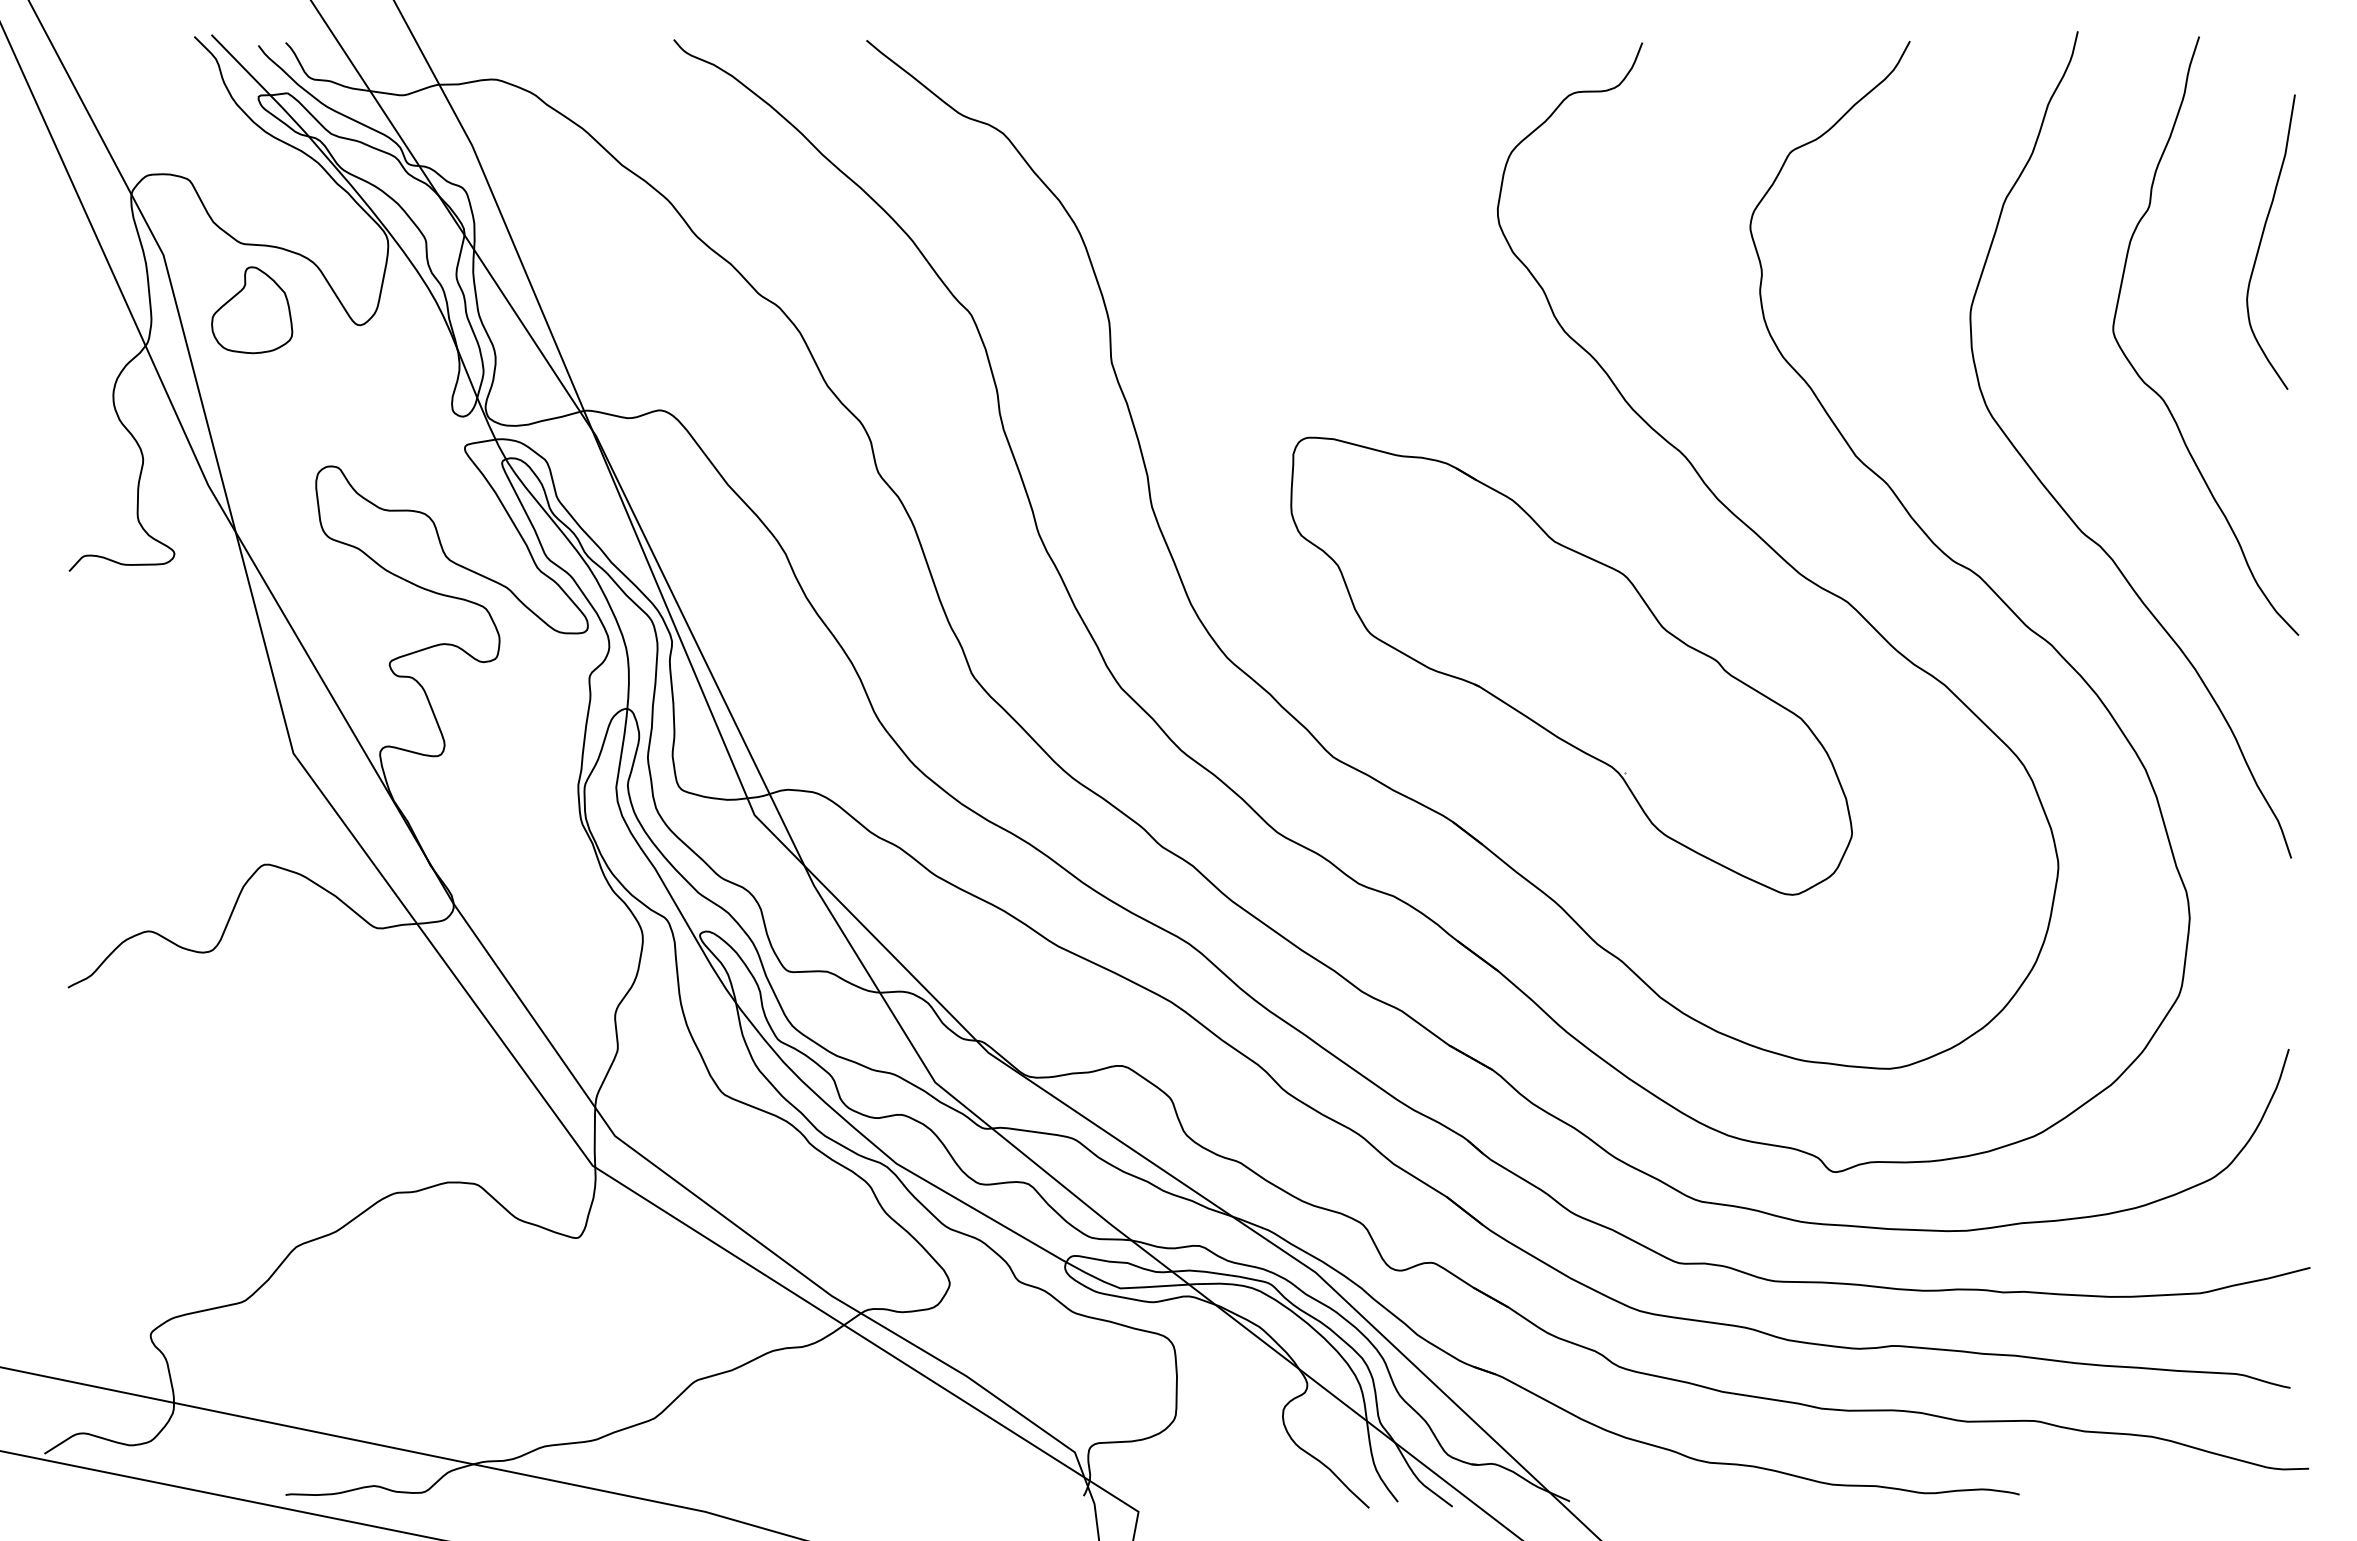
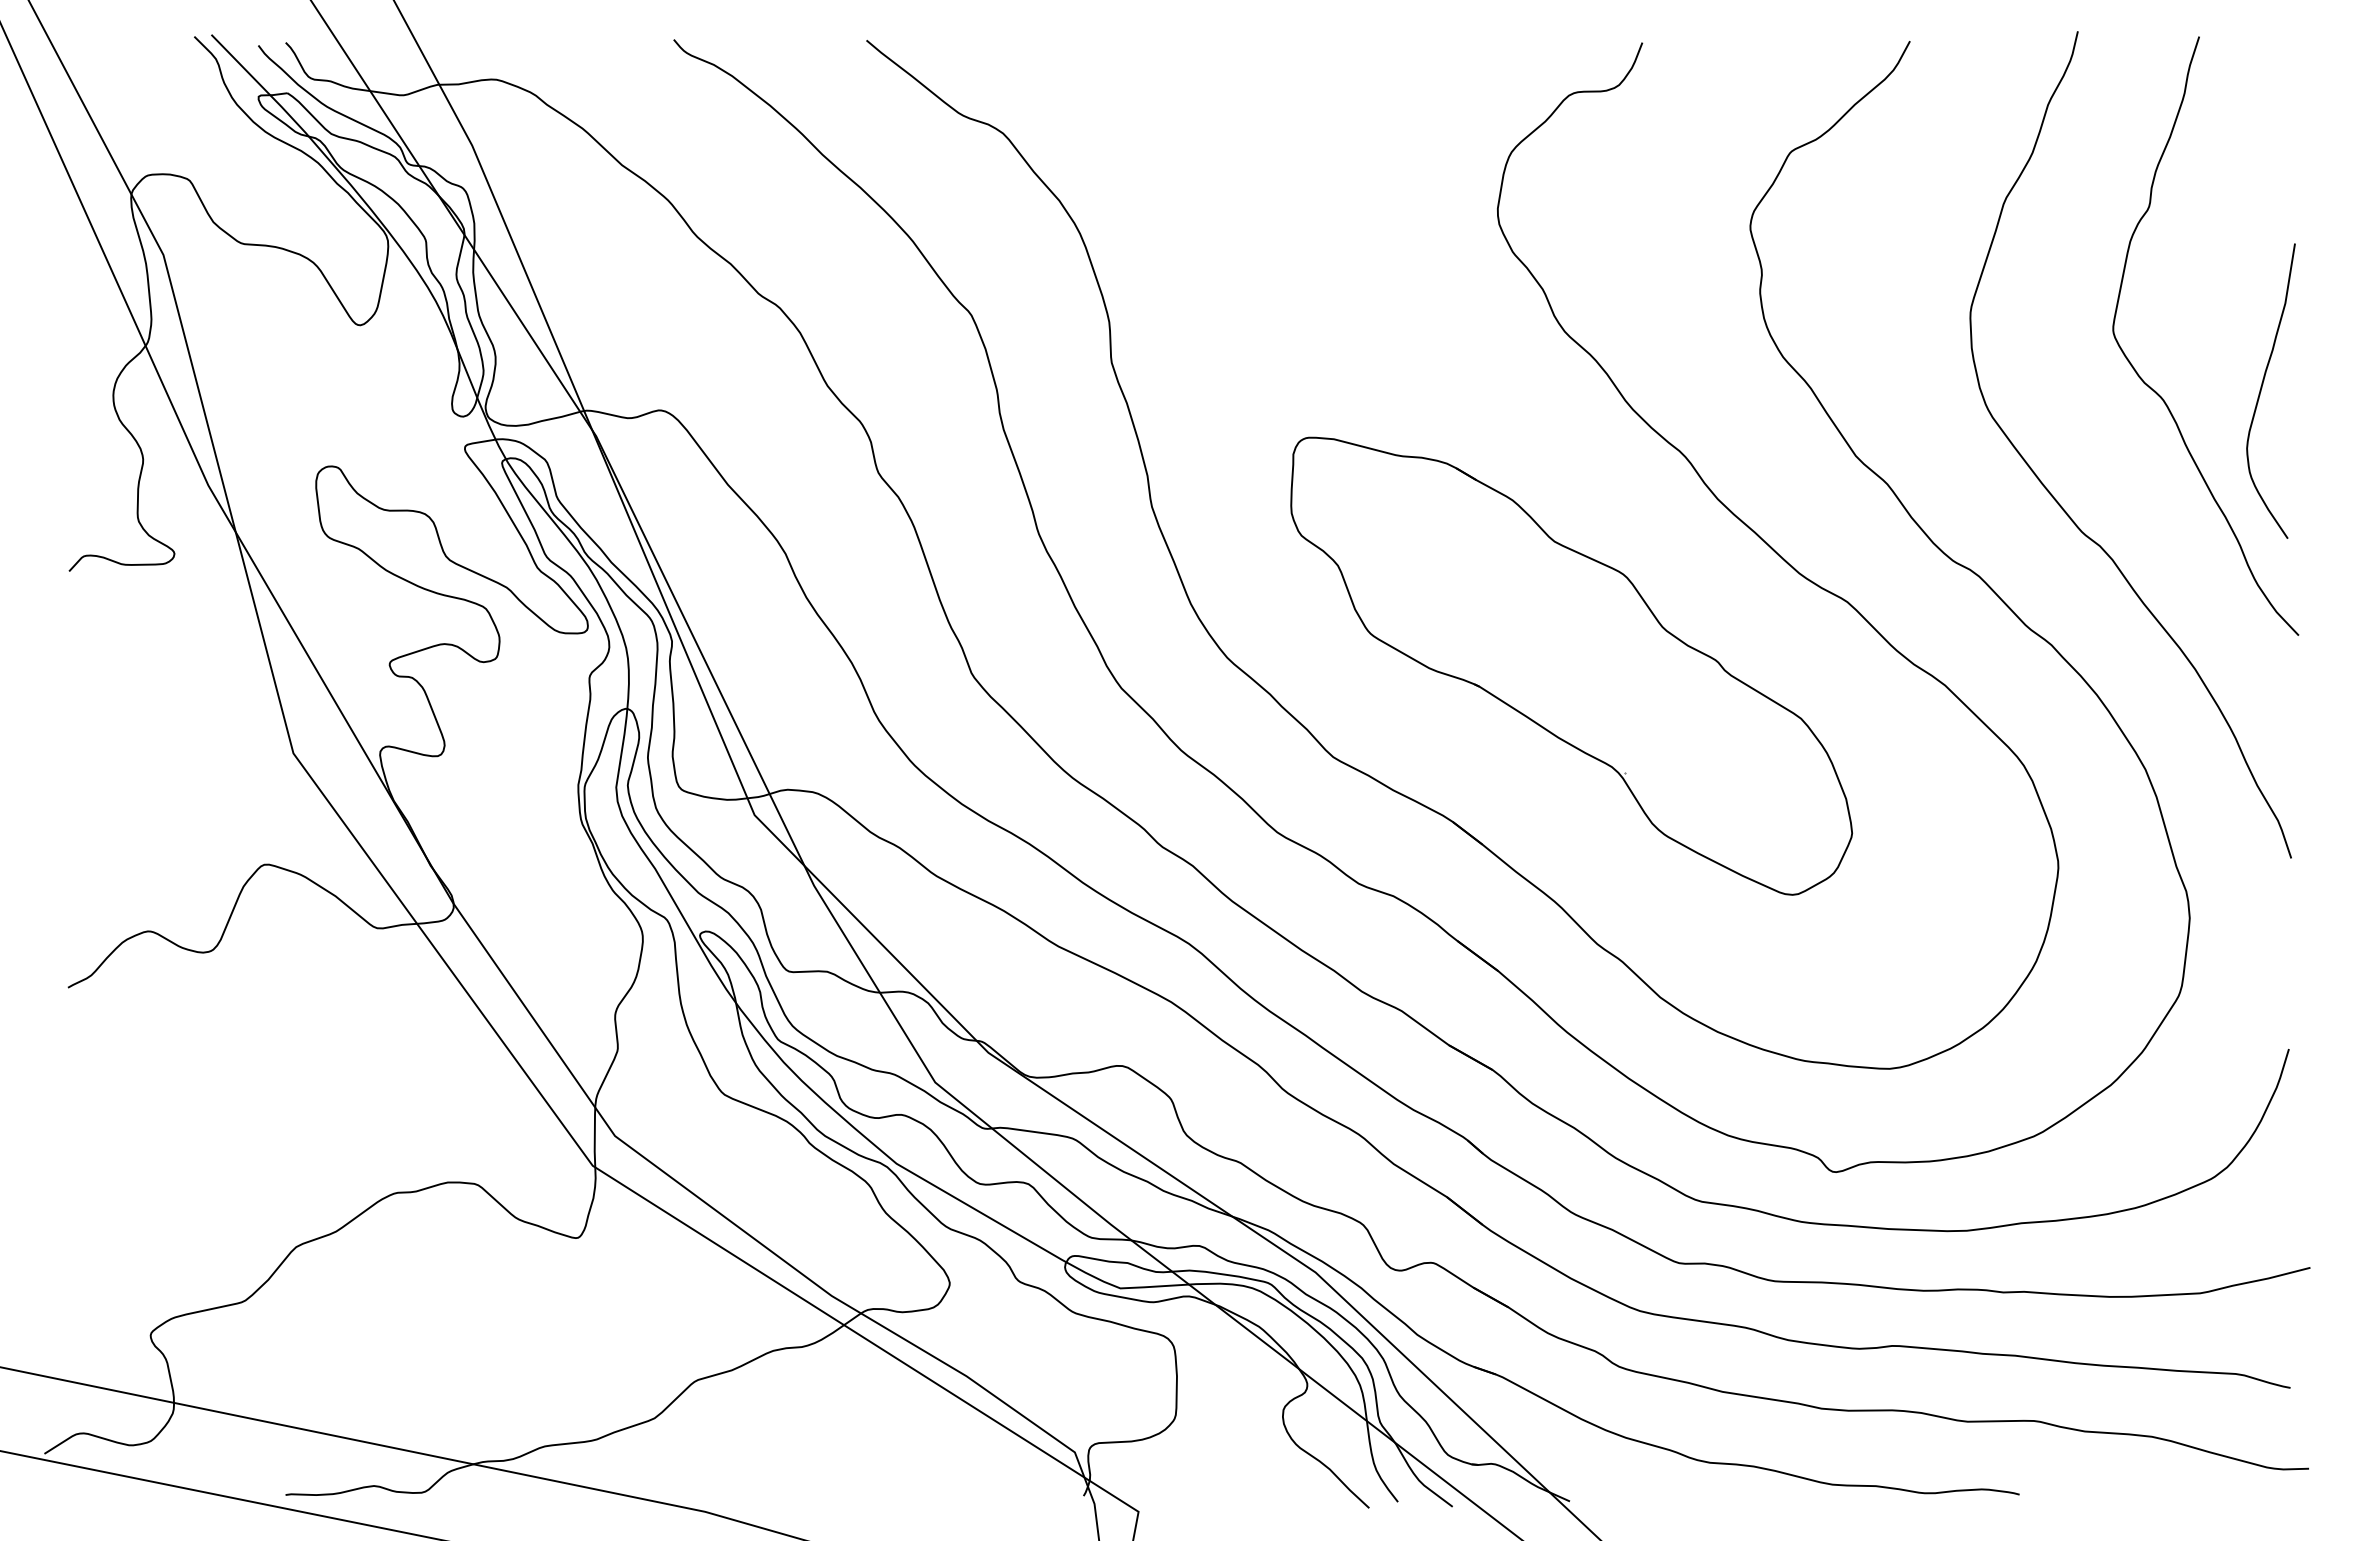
curve position: (2262, 239) -> (2262, 388) (2262, 388)
part: present -> none (252, 310)
